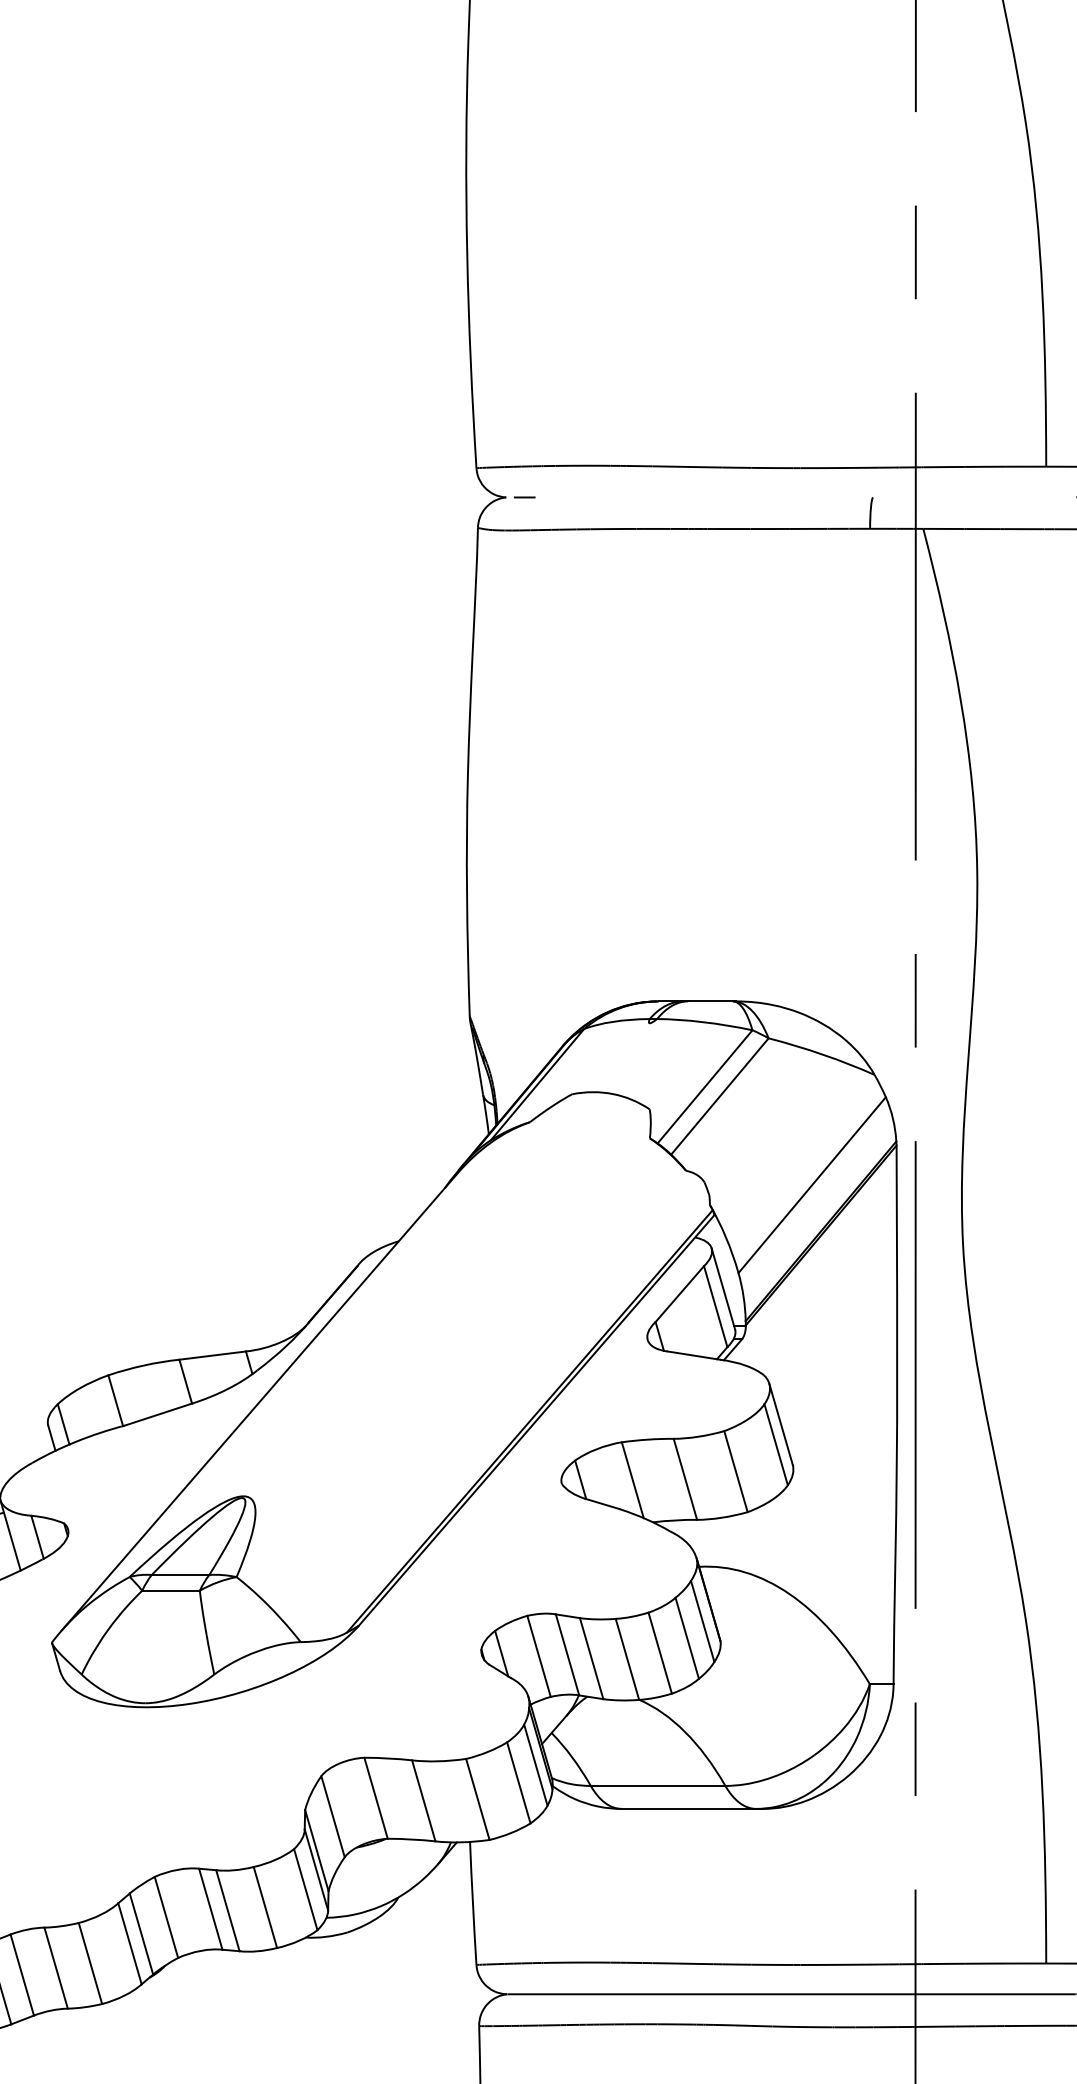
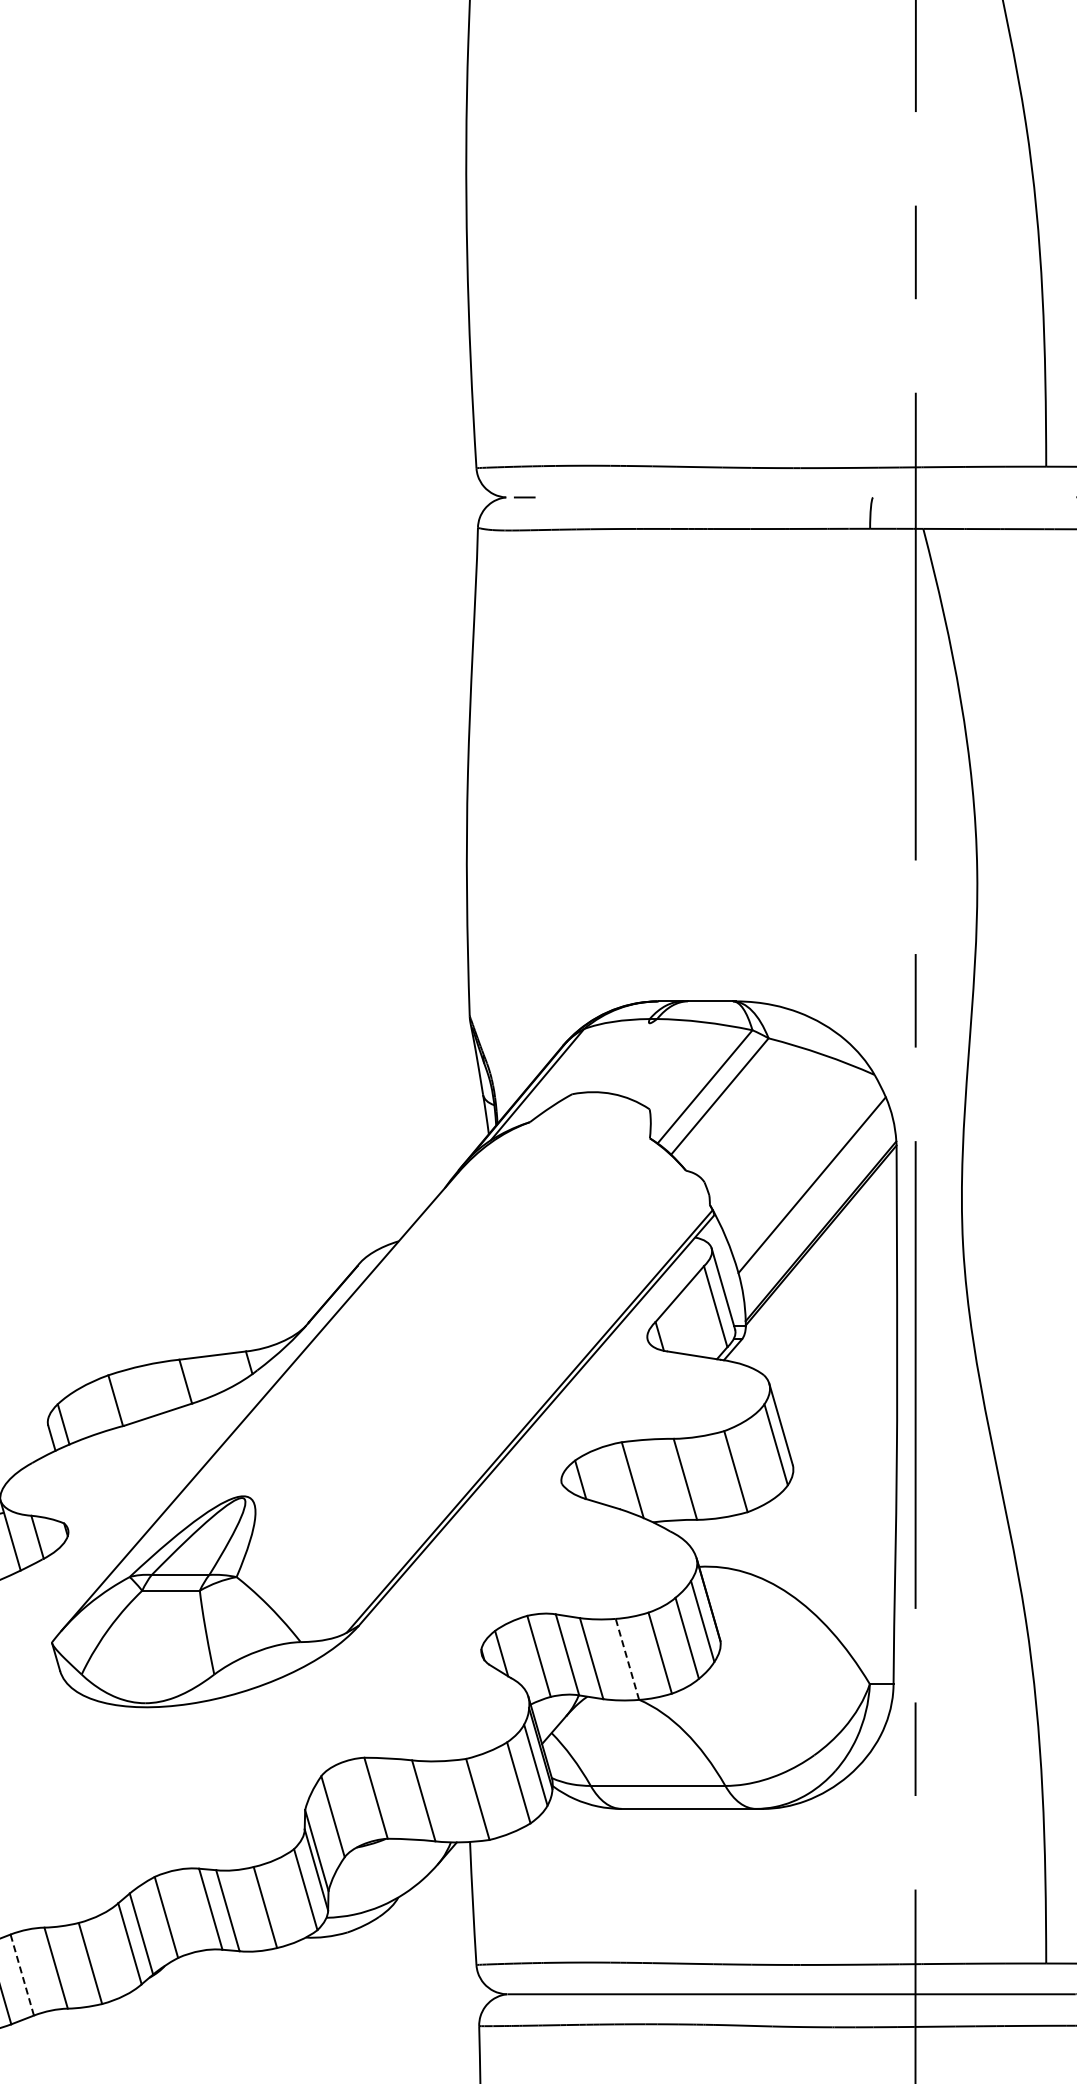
line: solid -> dashed (627, 1658)
line: solid -> dashed (22, 1974)
